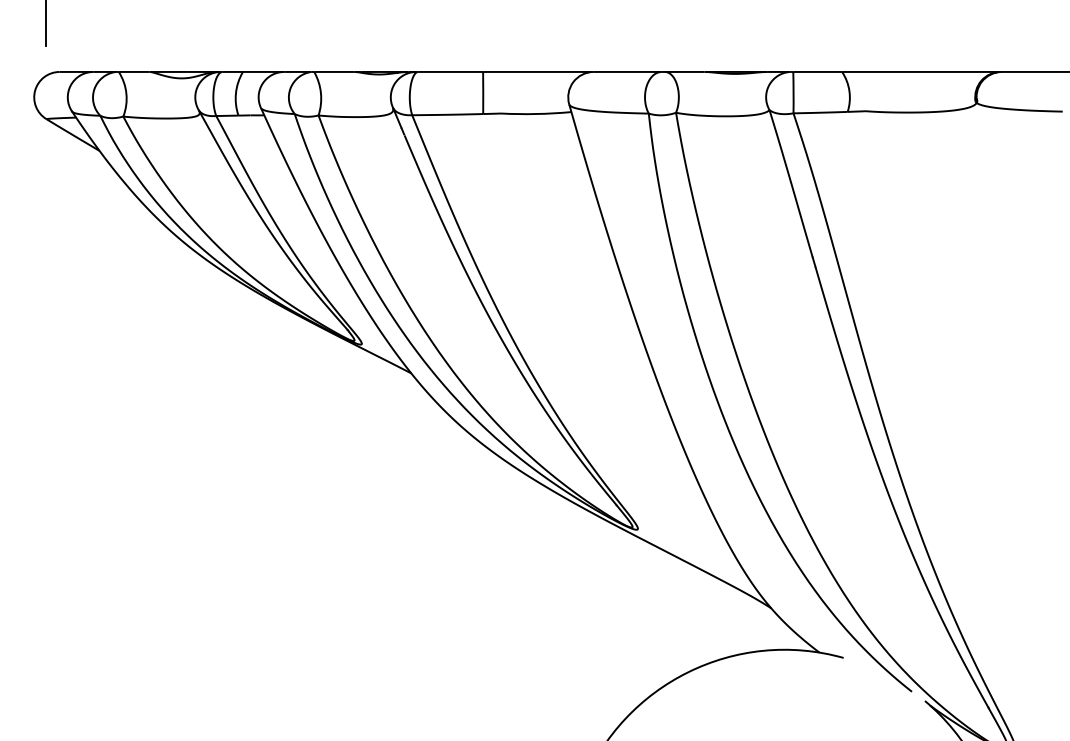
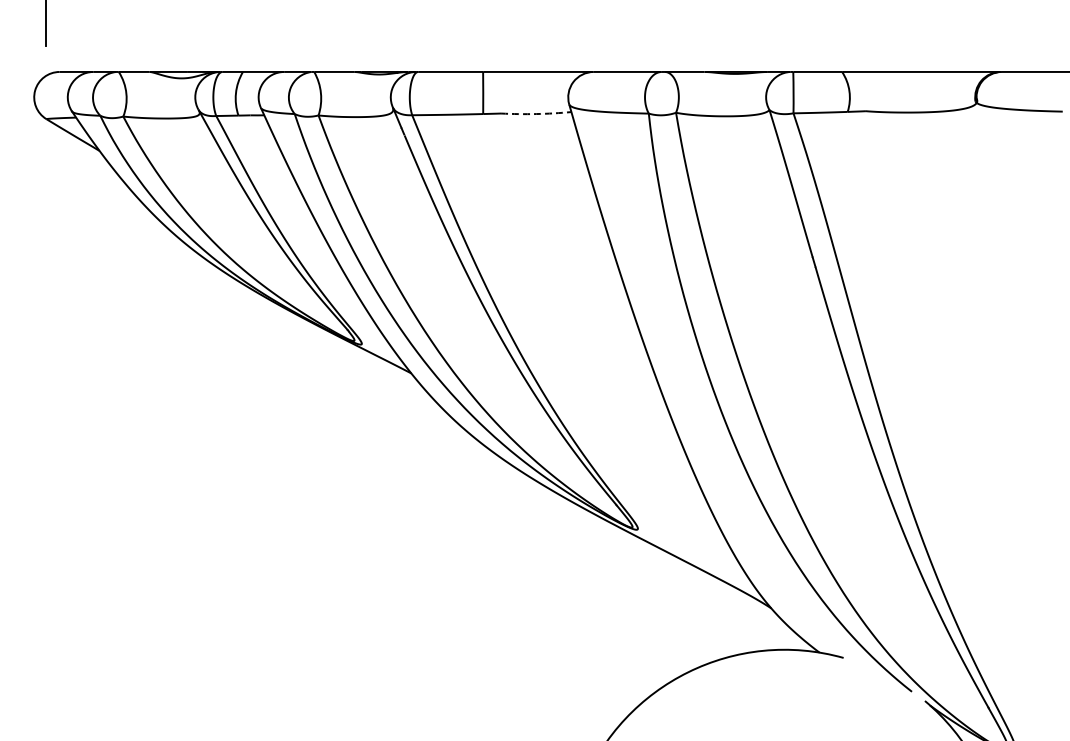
arc: solid -> dashed (536, 114)
